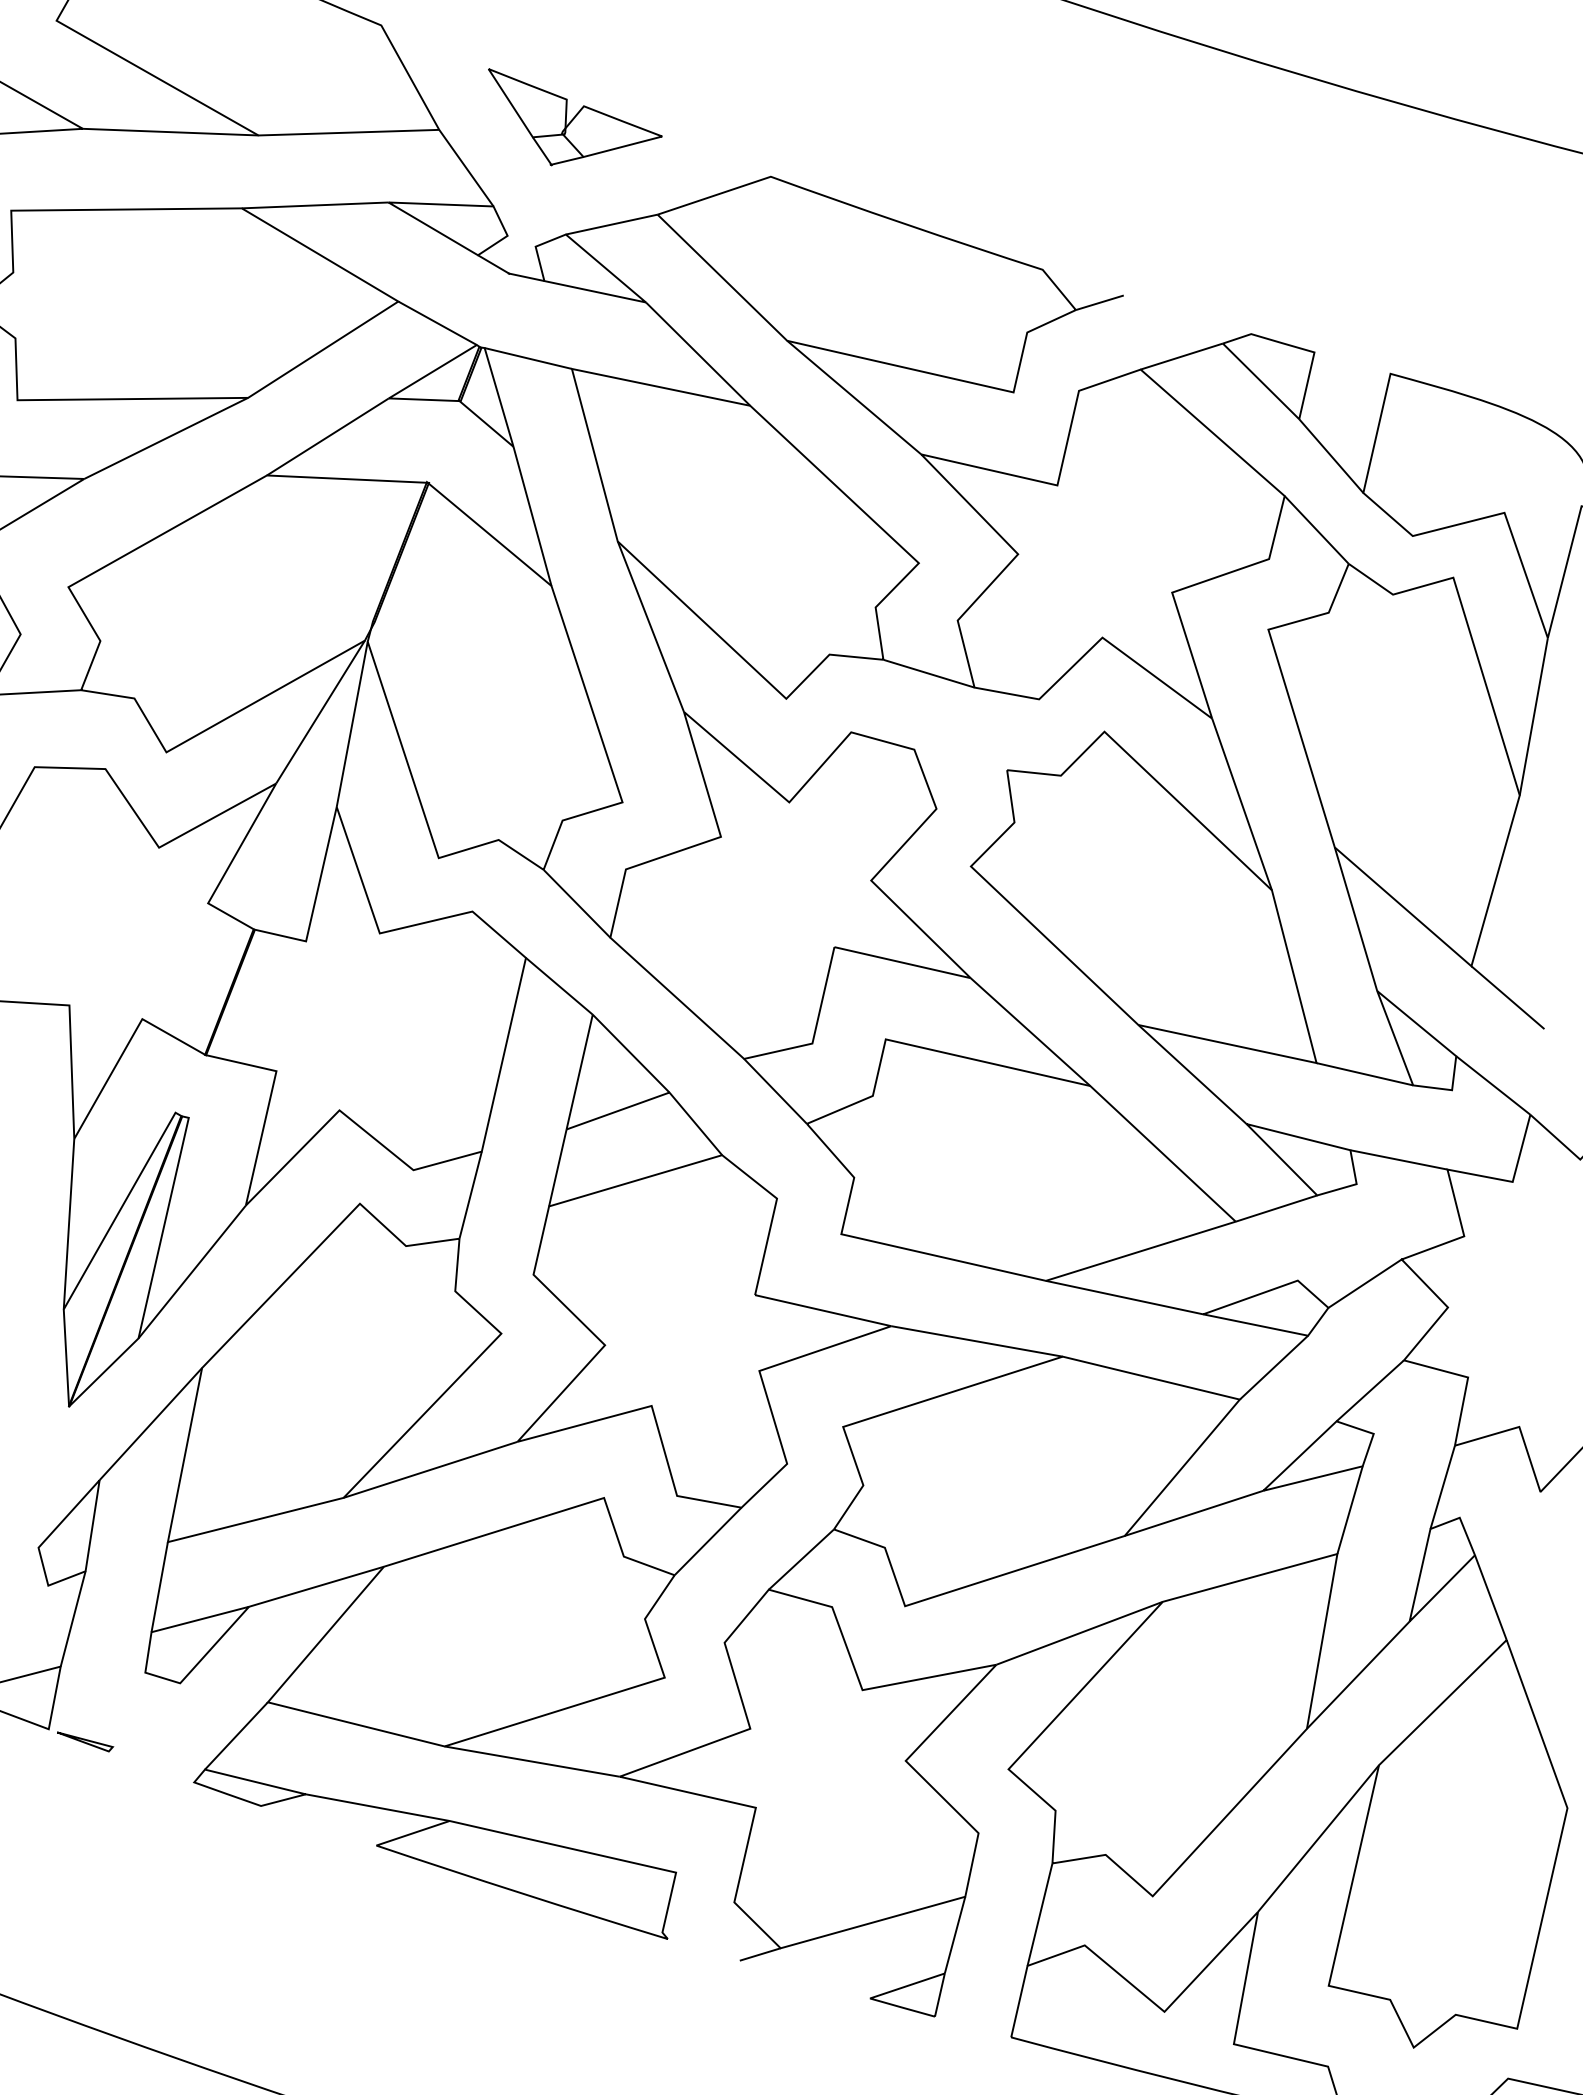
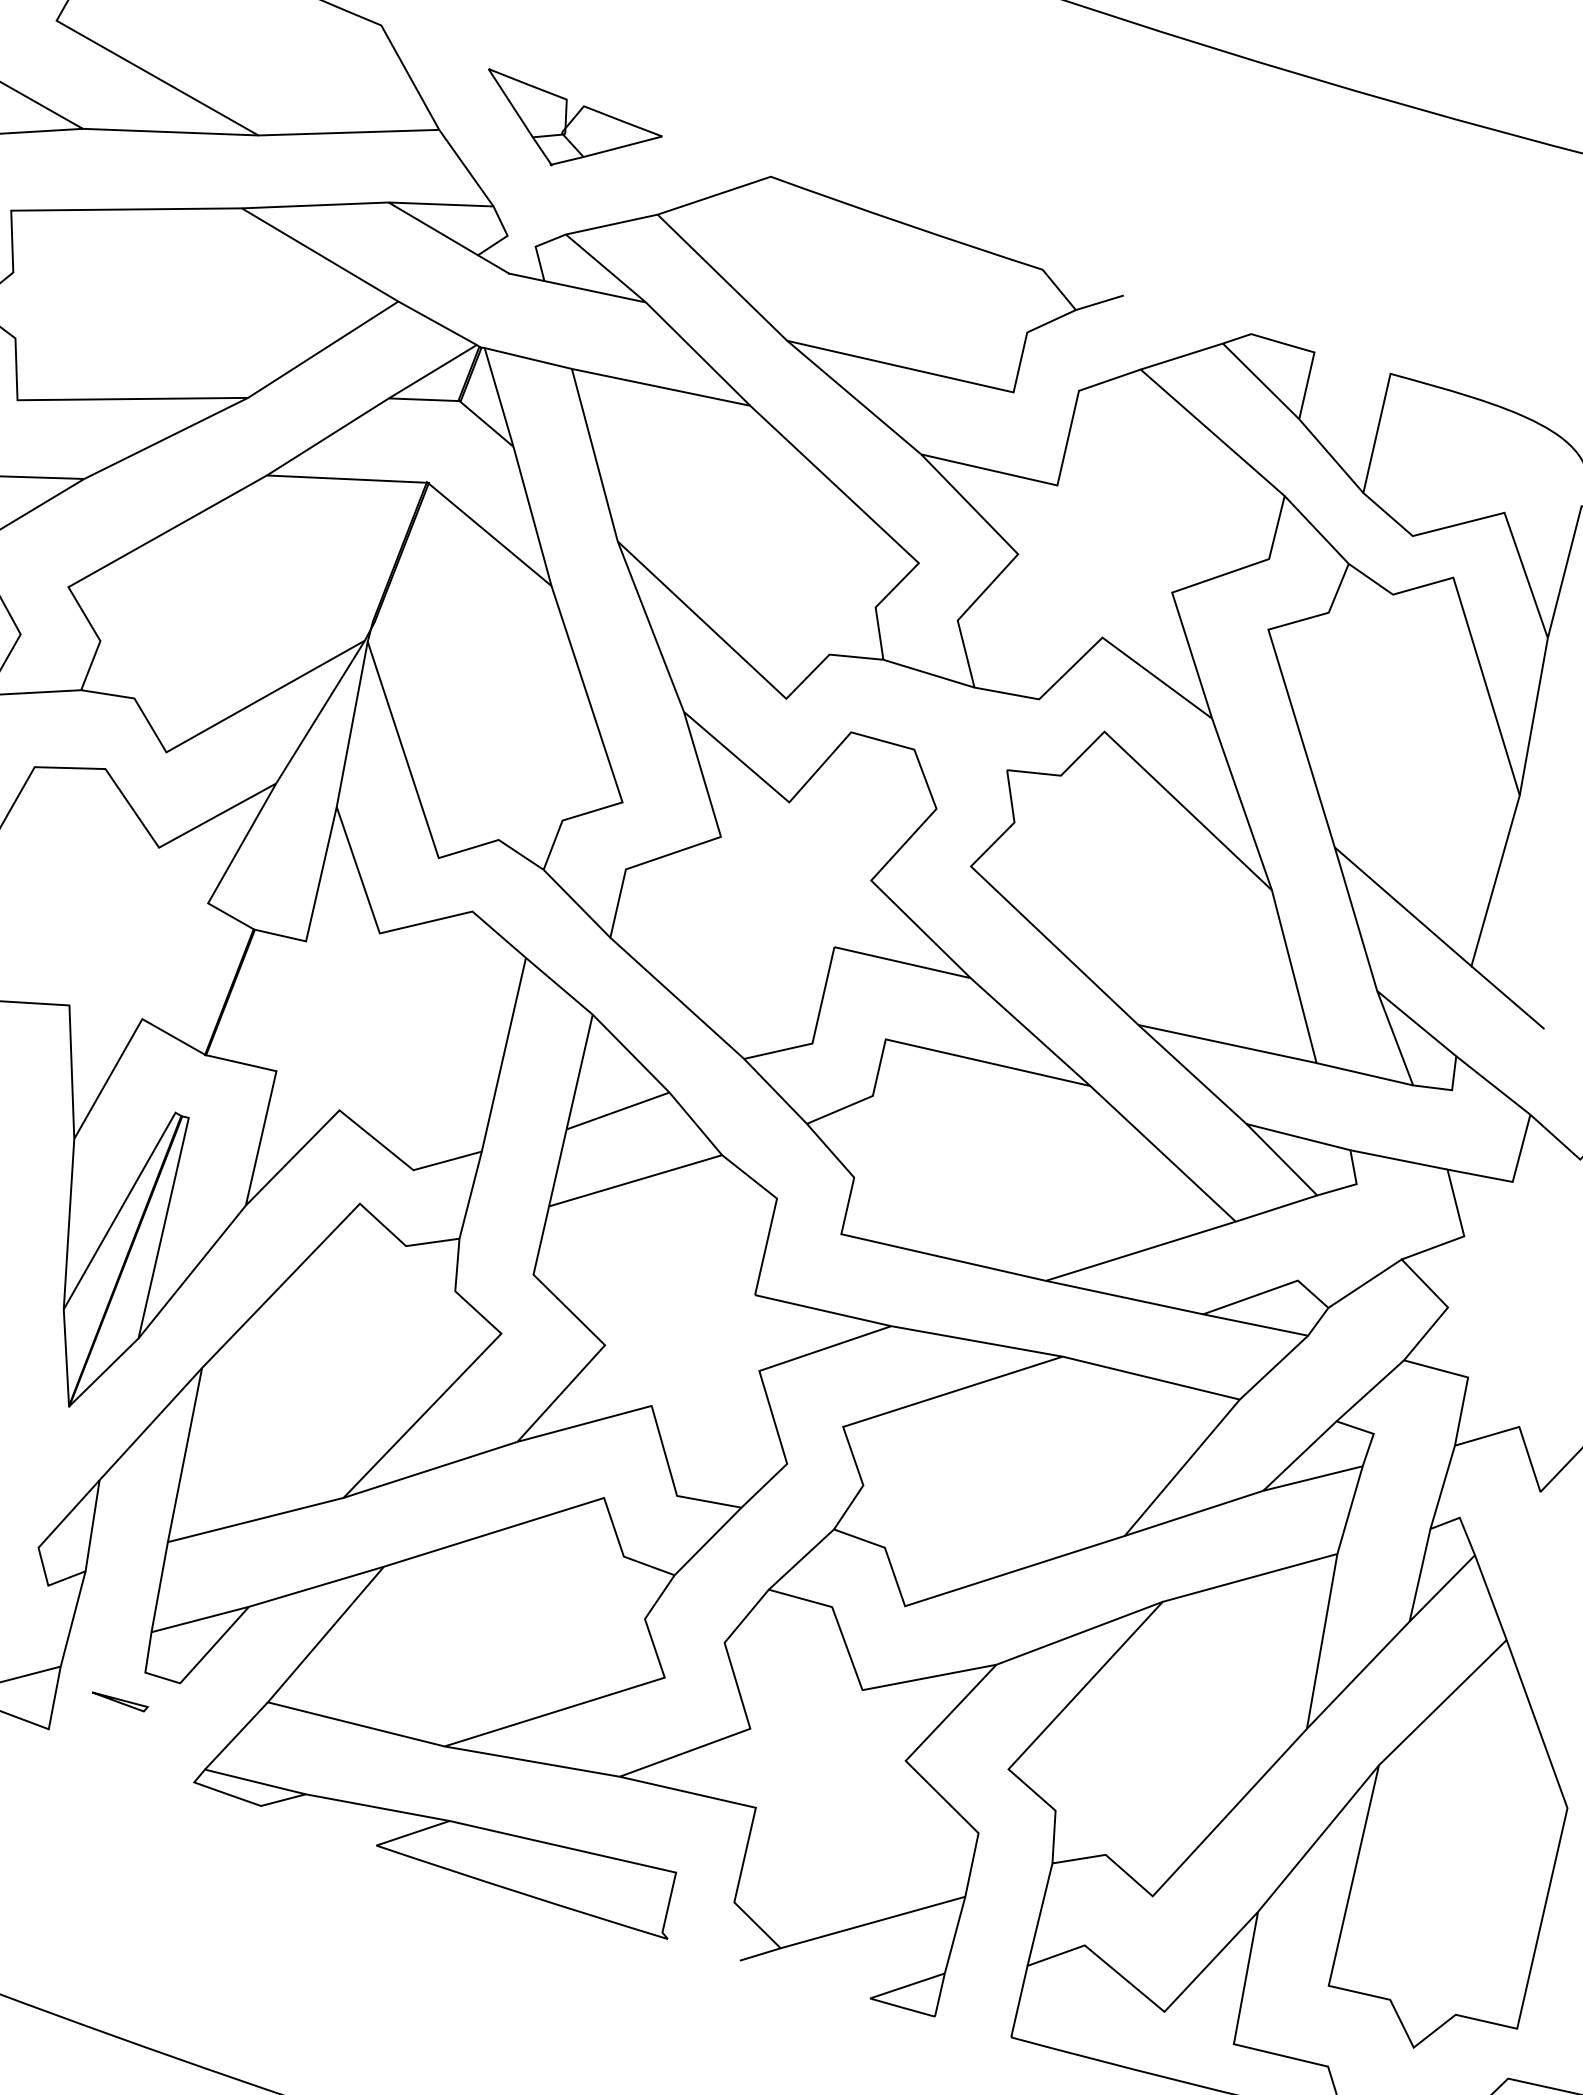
part position: (85, 1741) -> (120, 1701) (120, 1701)
